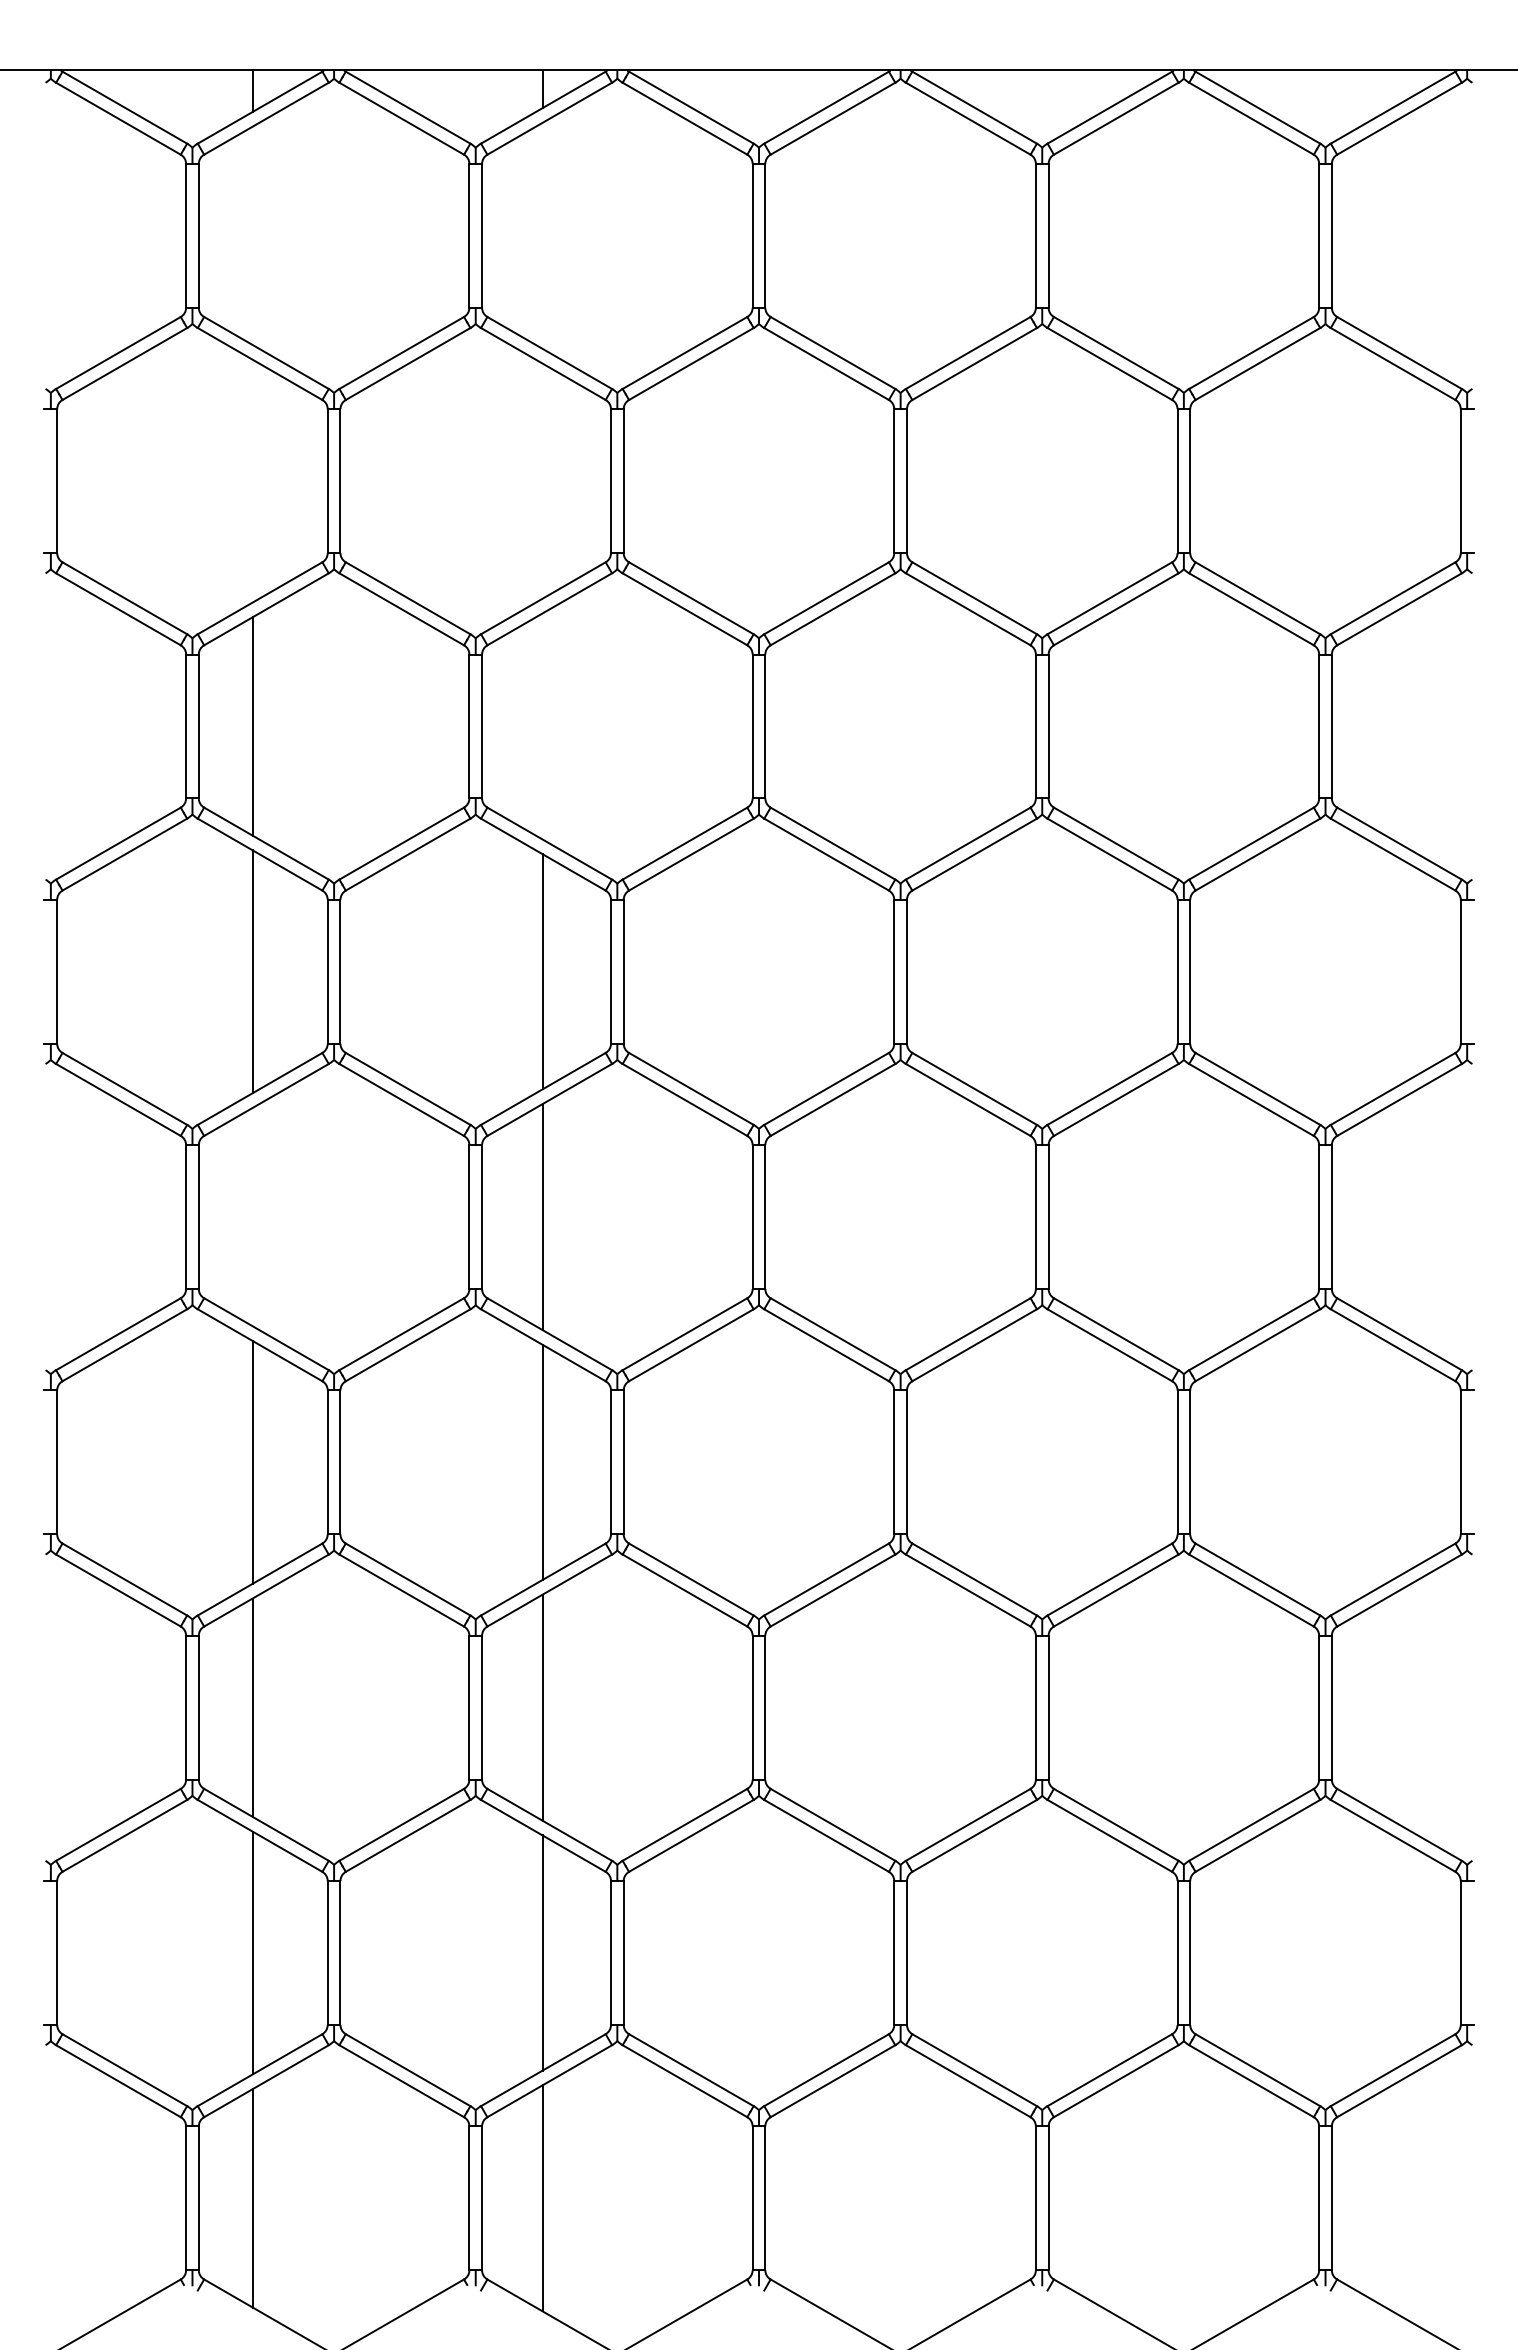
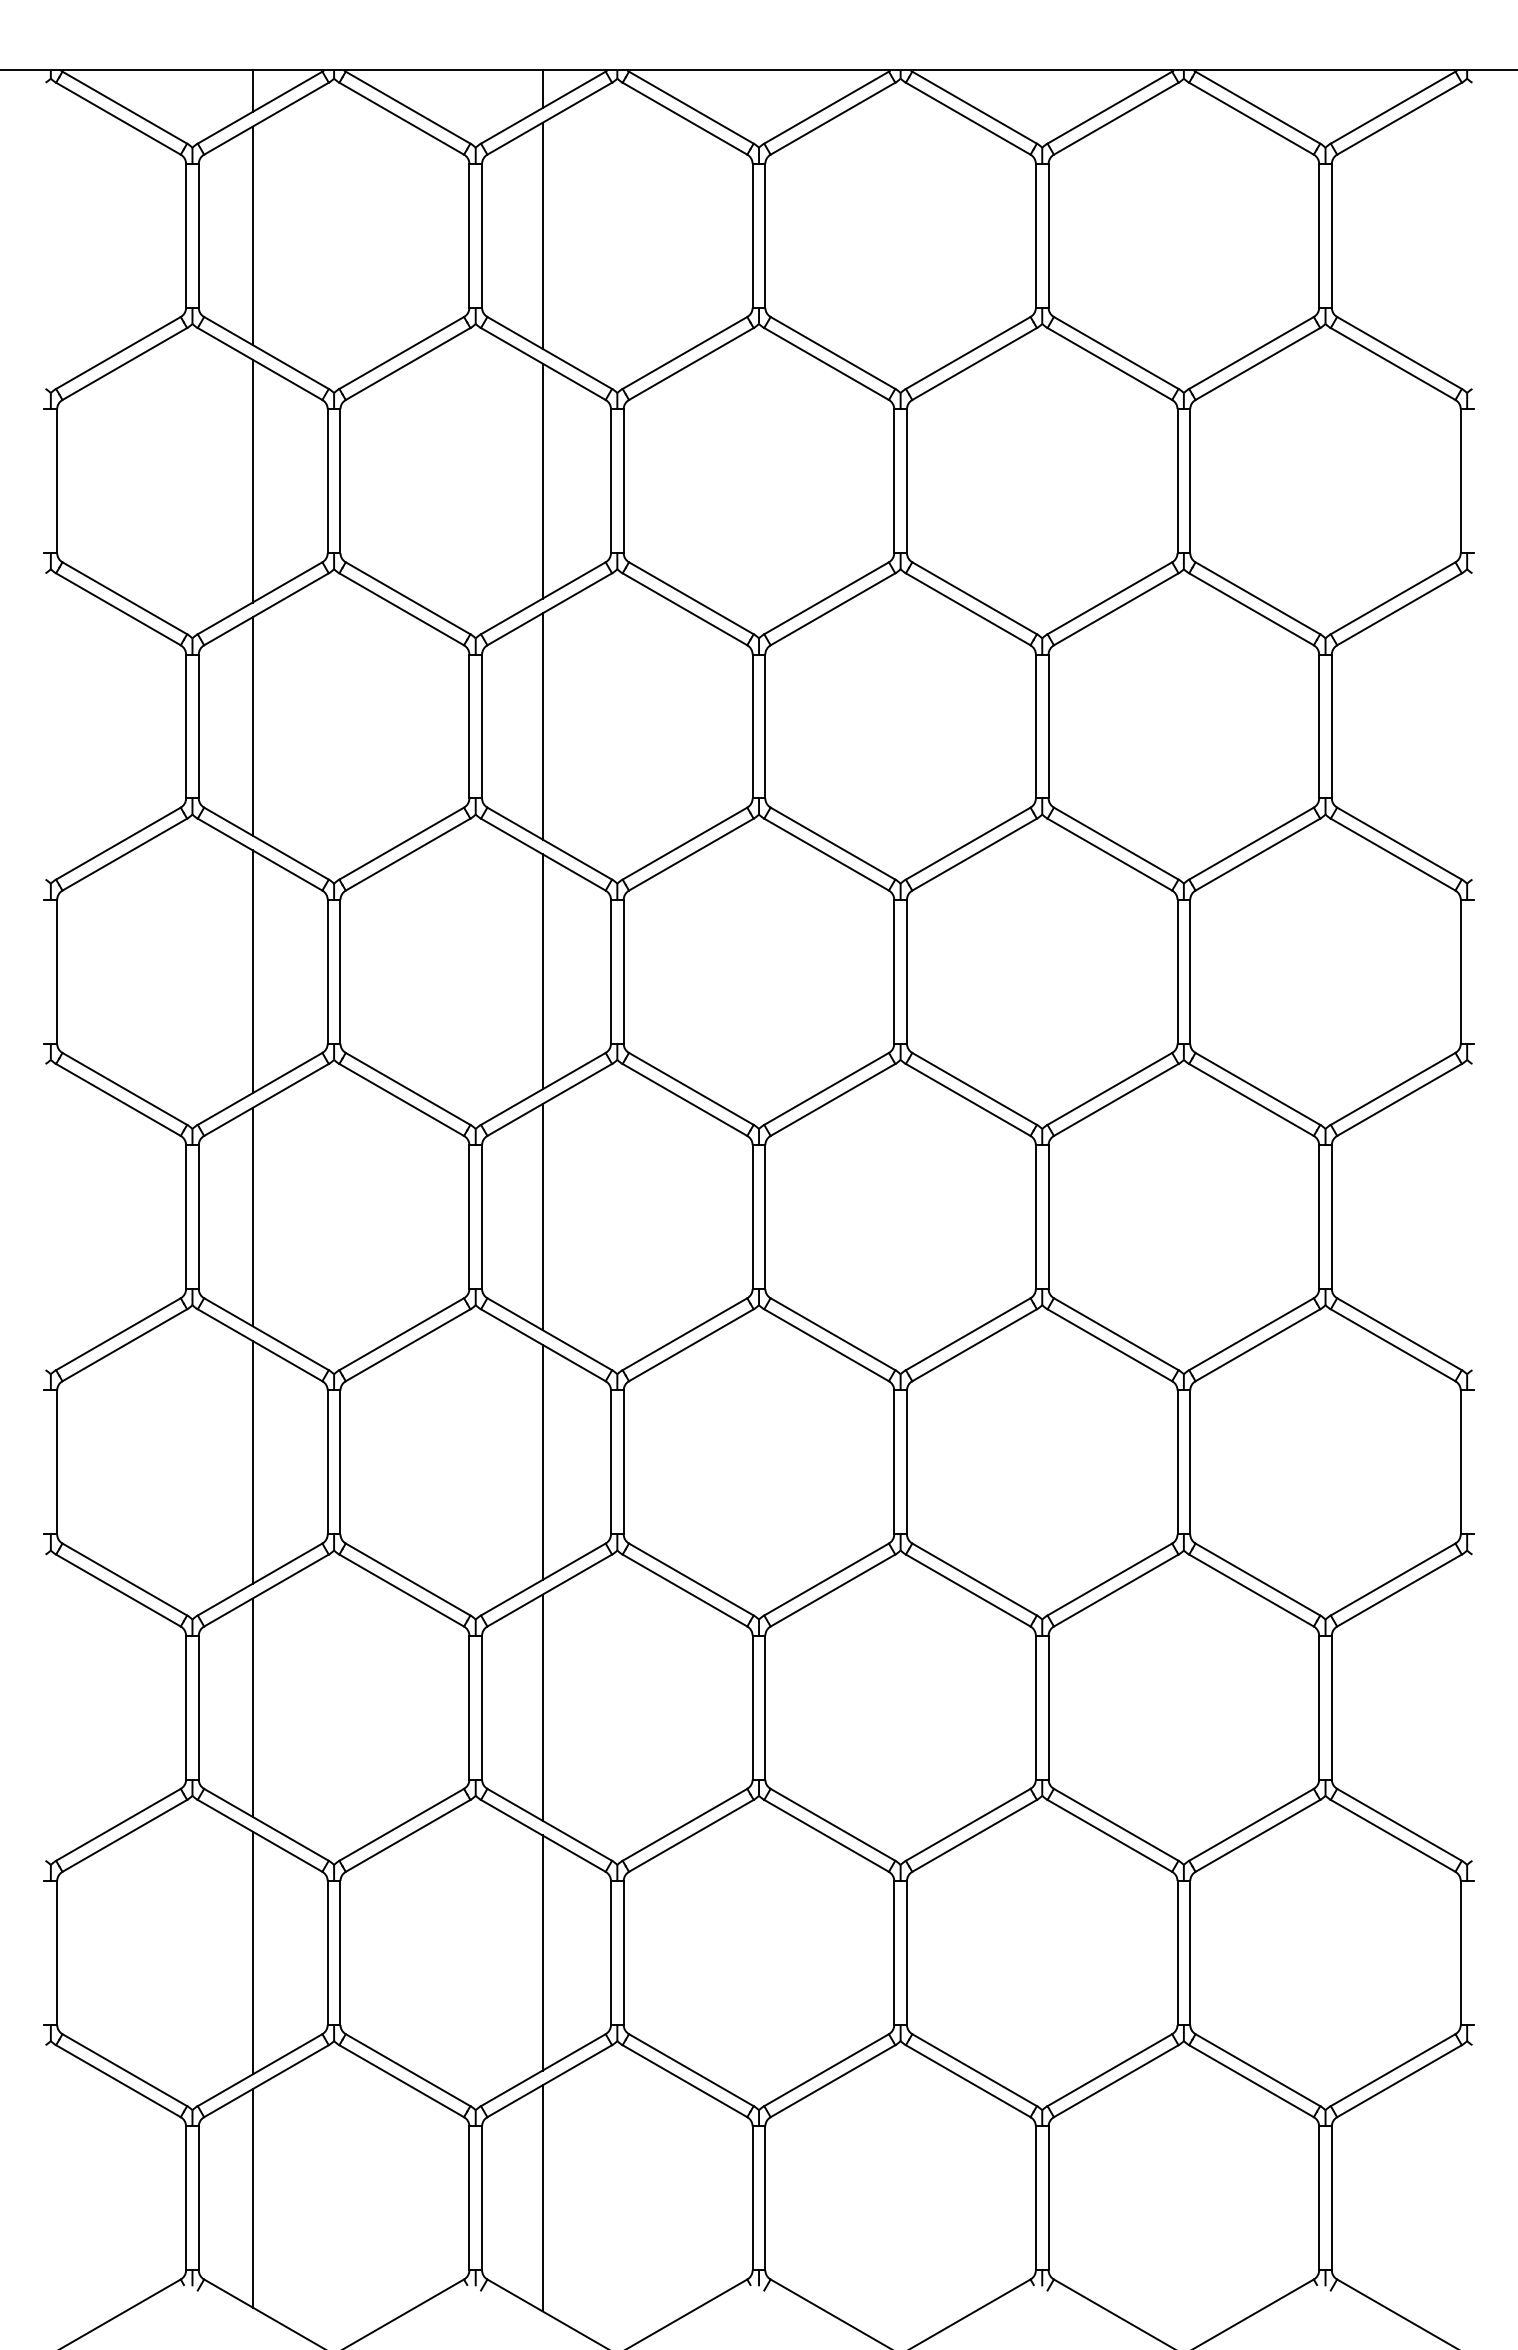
line: none -> present (252, 235)
line: none -> present (542, 235)
line: none -> present (252, 480)
line: none -> present (542, 480)
line: none -> present (542, 726)
line: none -> present (252, 1216)
